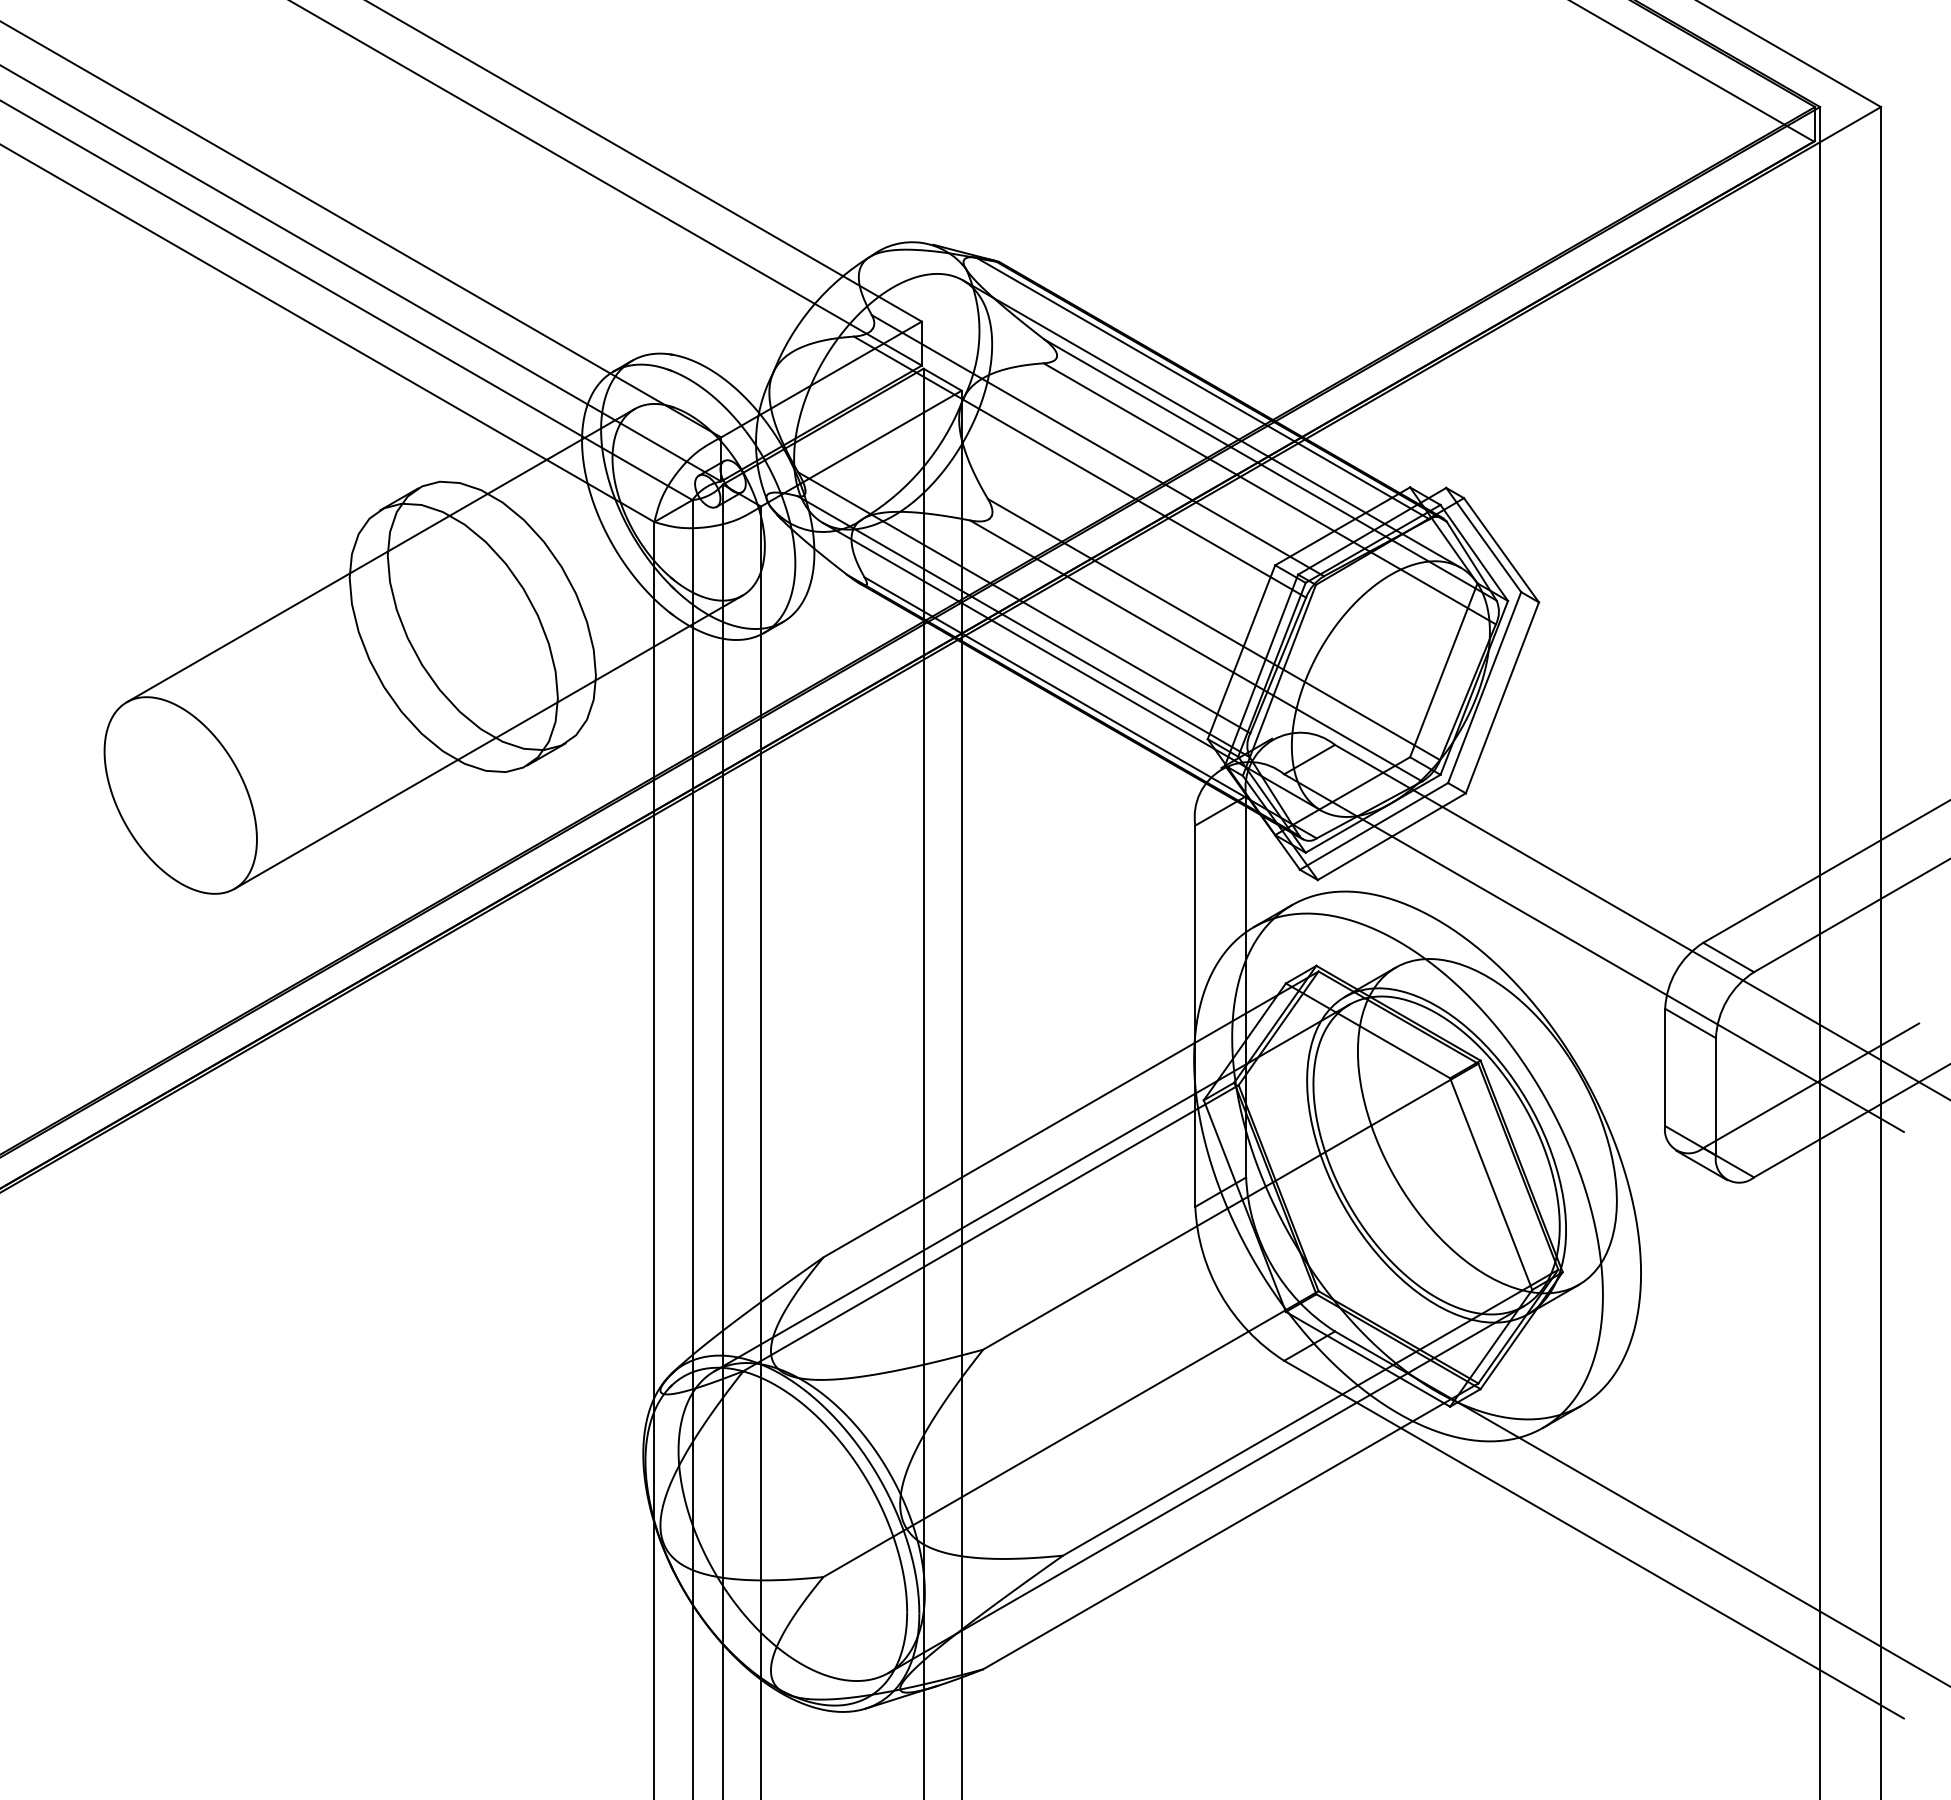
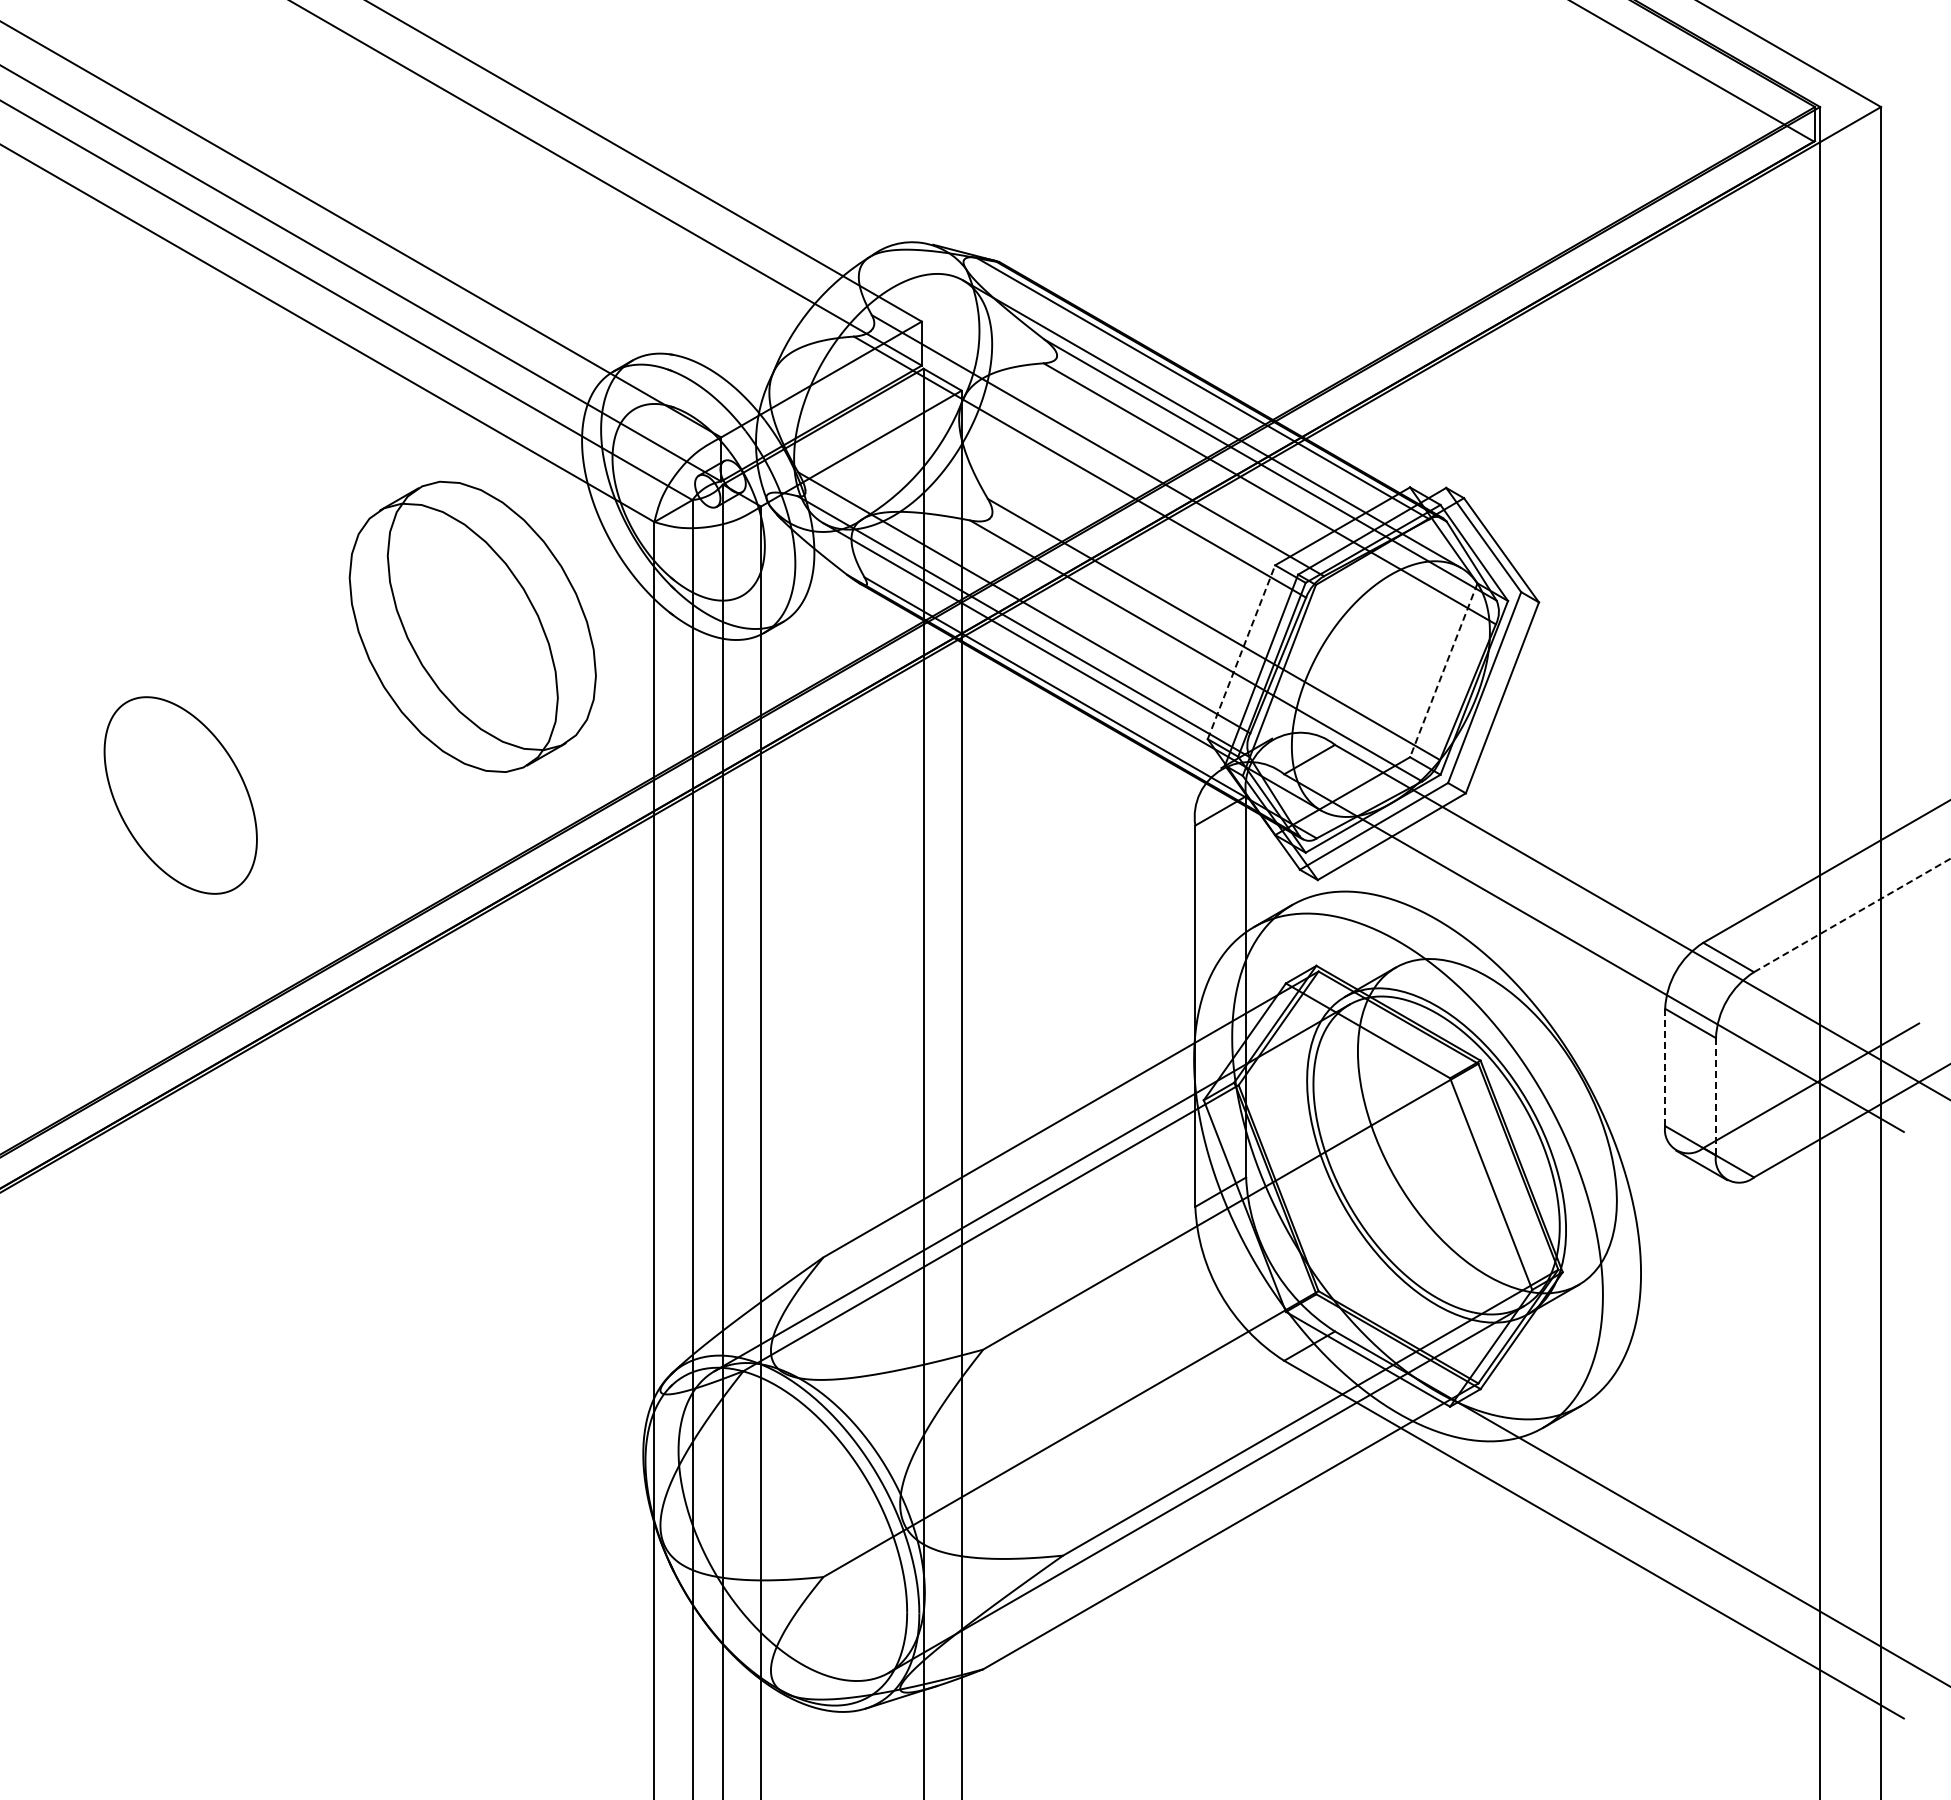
line: present -> none (380, 555)
line: solid -> dashed (1241, 651)
line: solid -> dashed (1443, 670)
line: present -> none (488, 741)
line: solid -> dashed (1852, 915)
line: solid -> dashed (1665, 1067)
line: solid -> dashed (1715, 1096)
